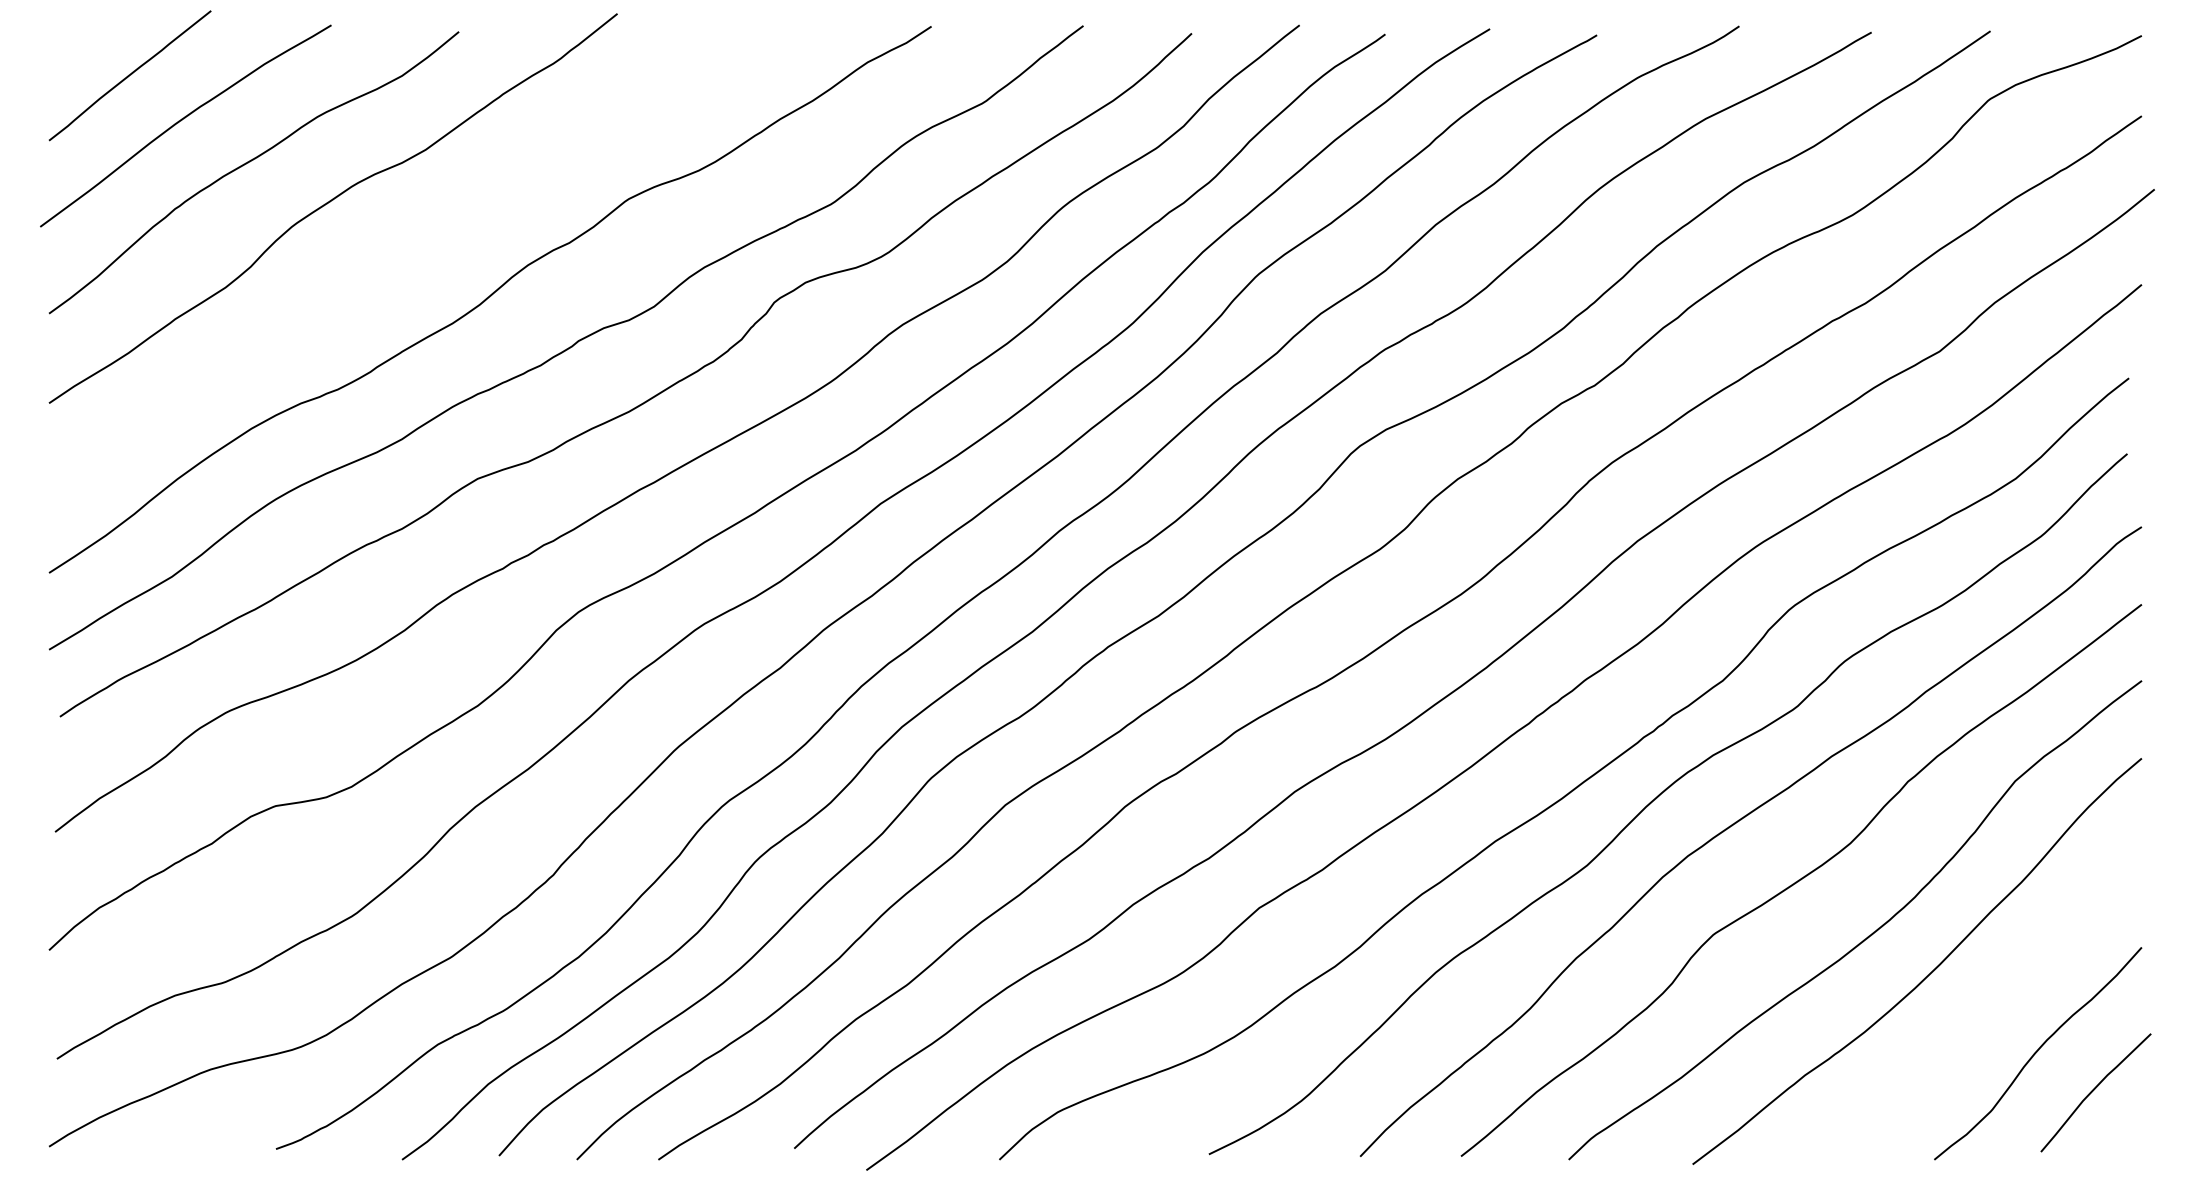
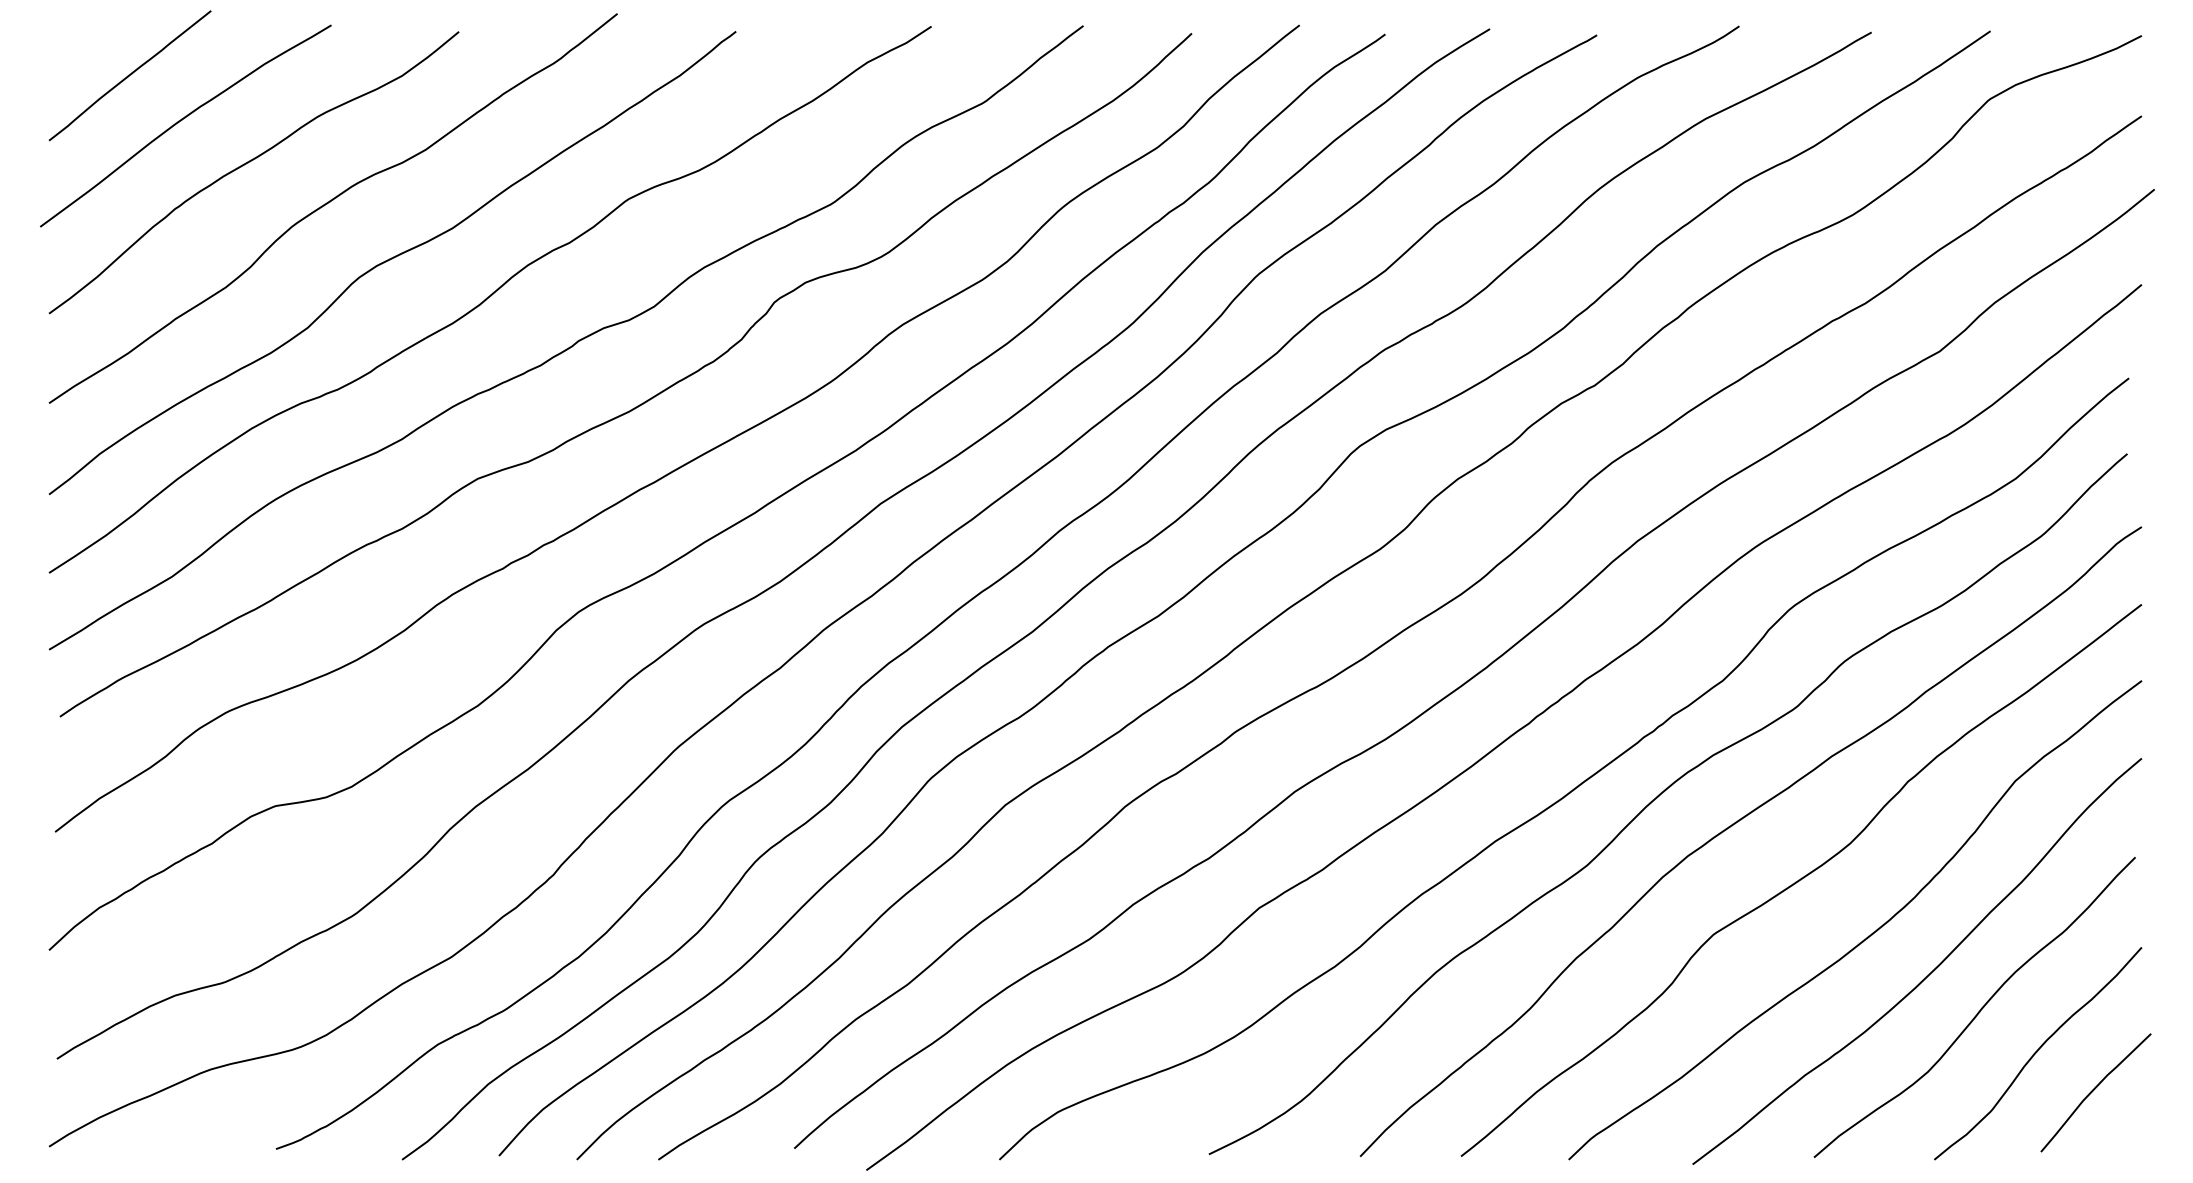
curve: none -> present (390, 260)
curve: none -> present (1978, 1011)
